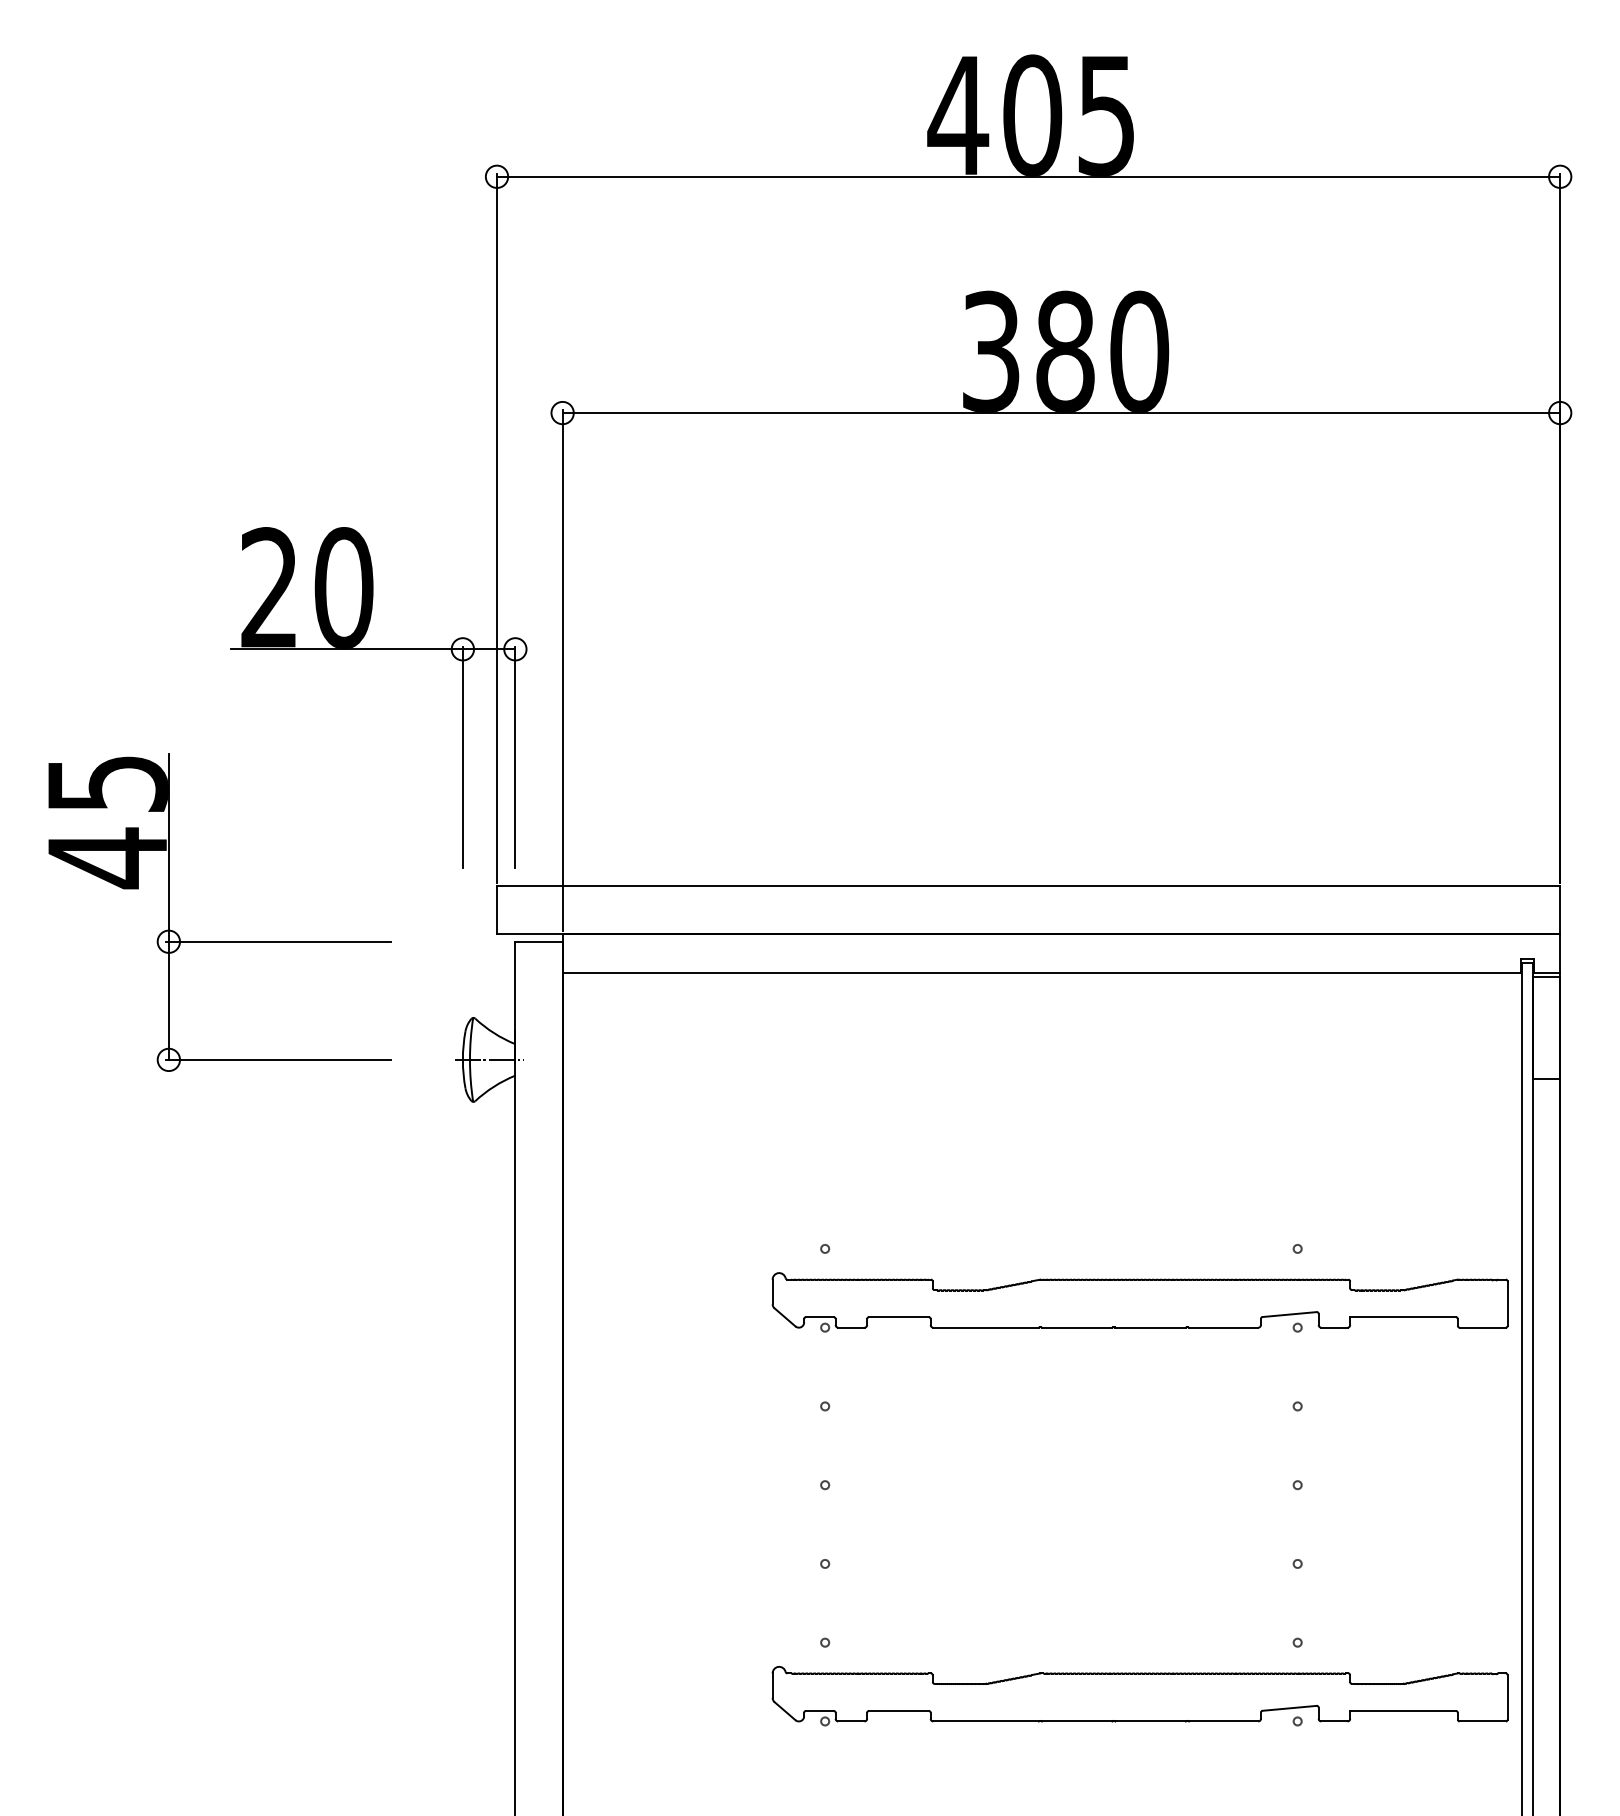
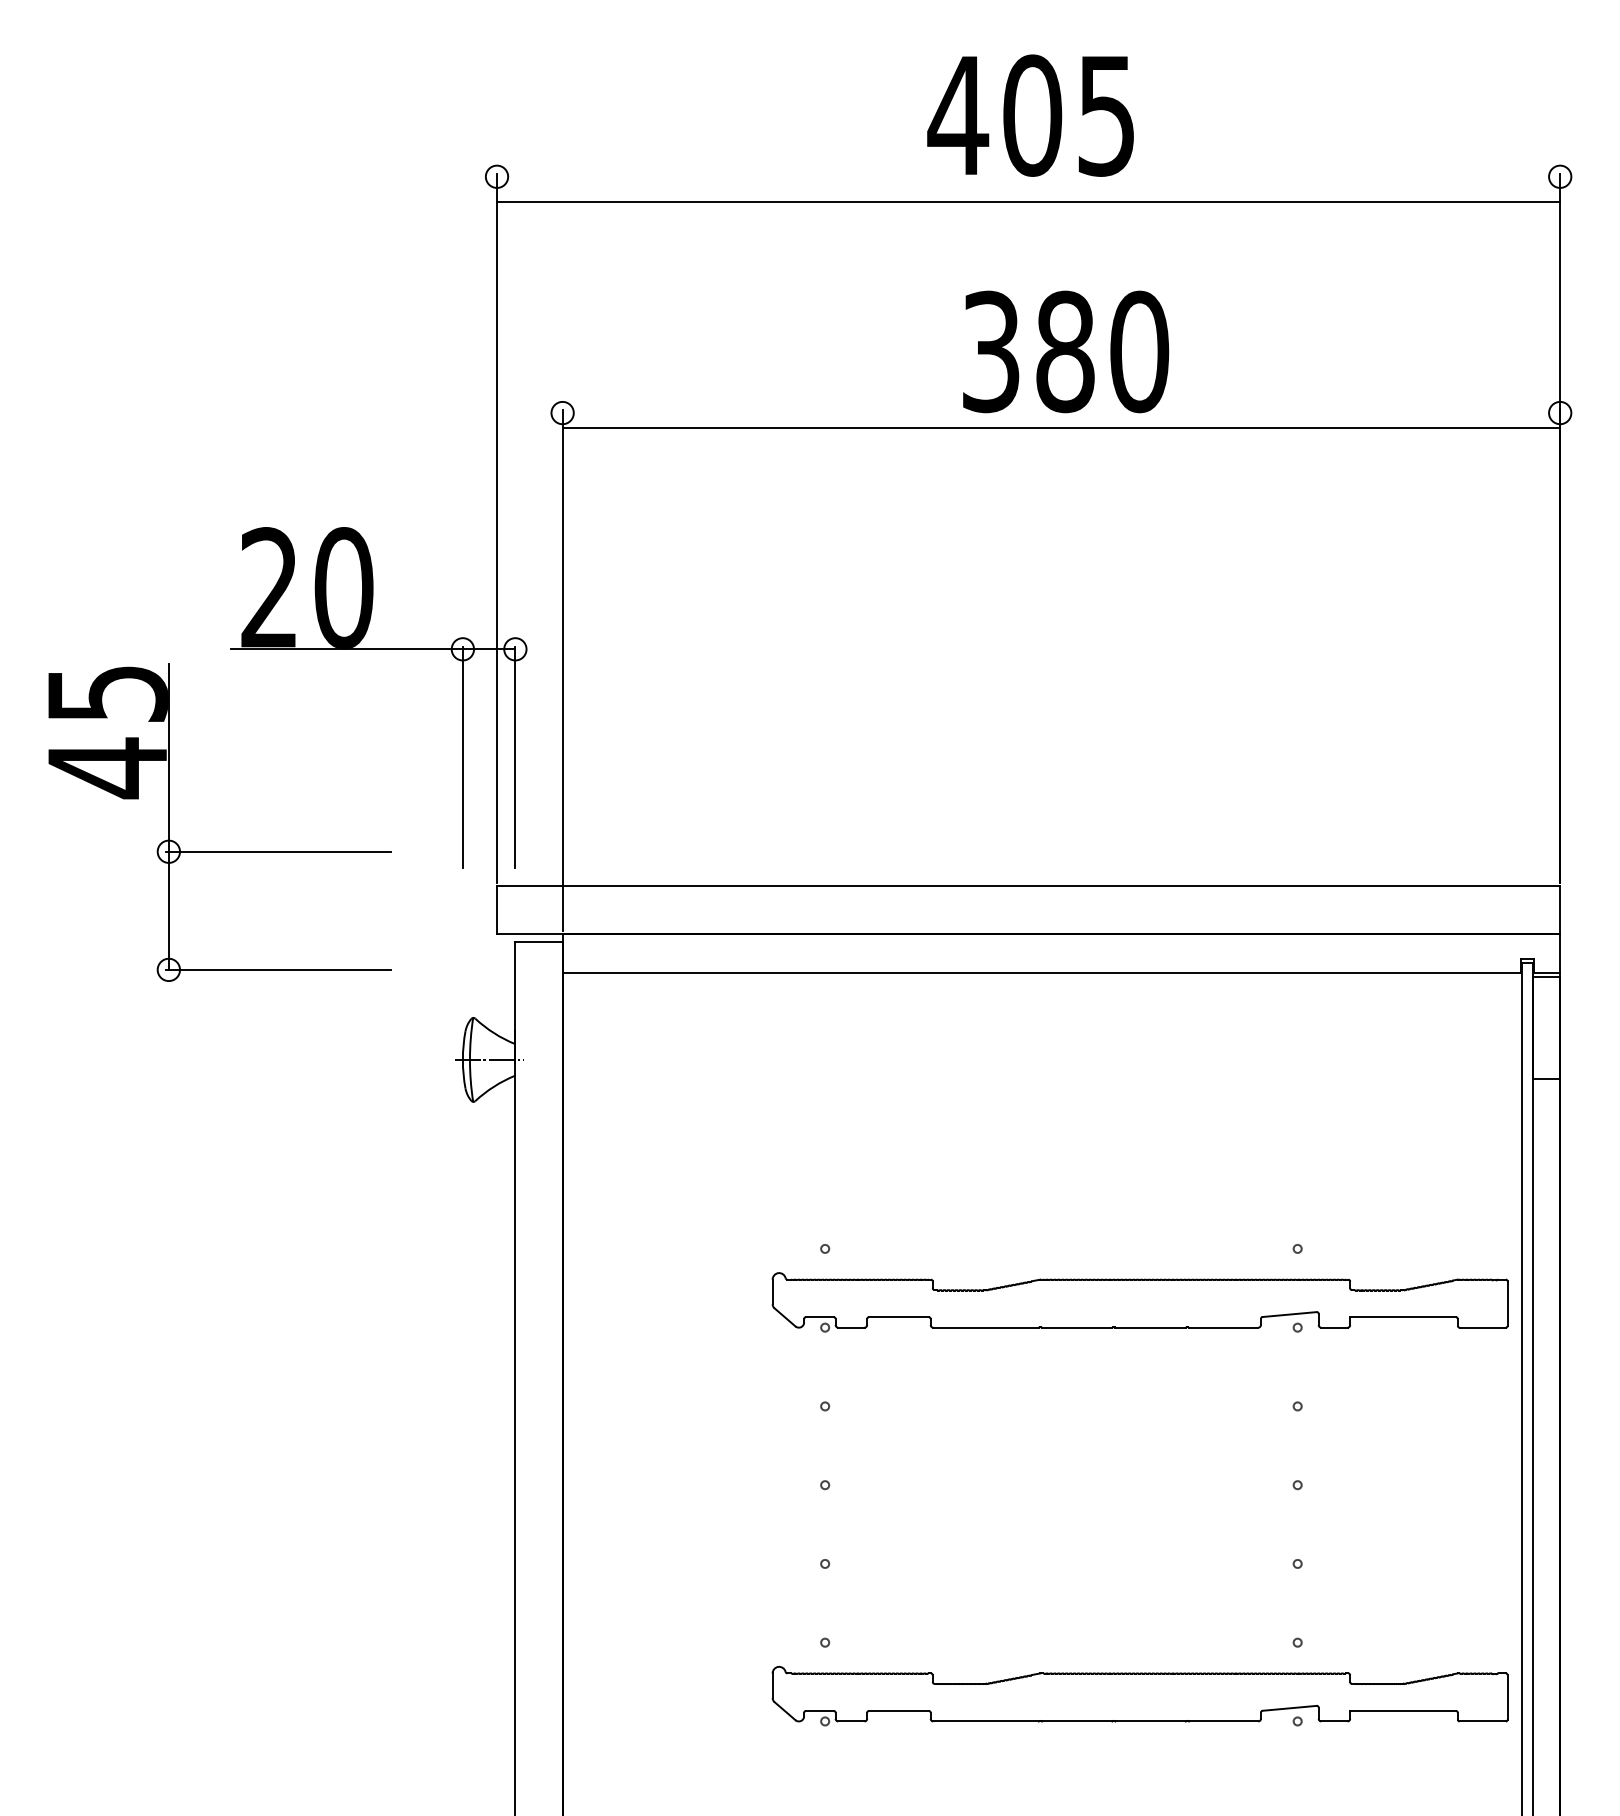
line position: (1028, 176) -> (1028, 201) (1028, 201)
line position: (1061, 413) -> (1061, 428) (1061, 428)
part position: (219, 941) -> (219, 851) (219, 851)
